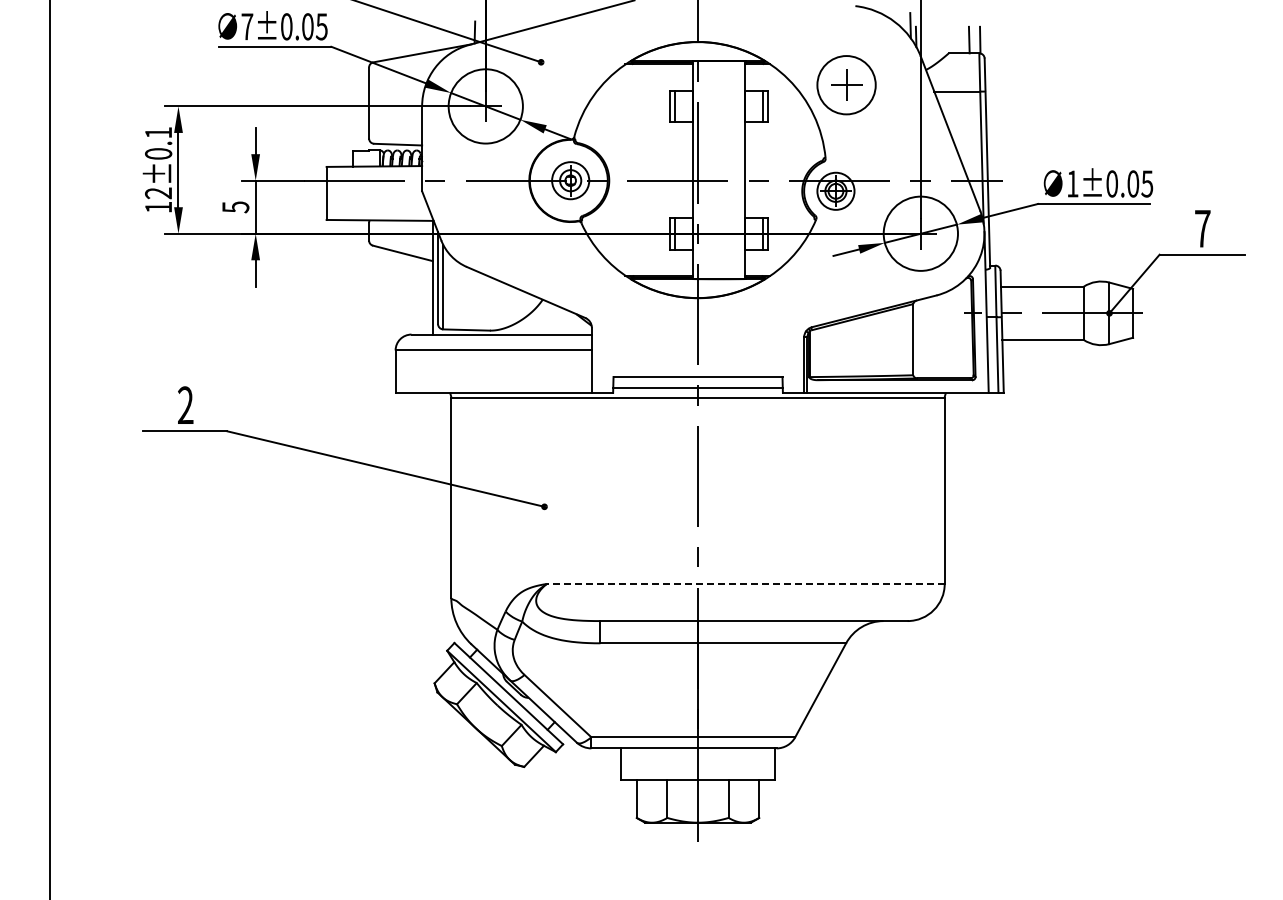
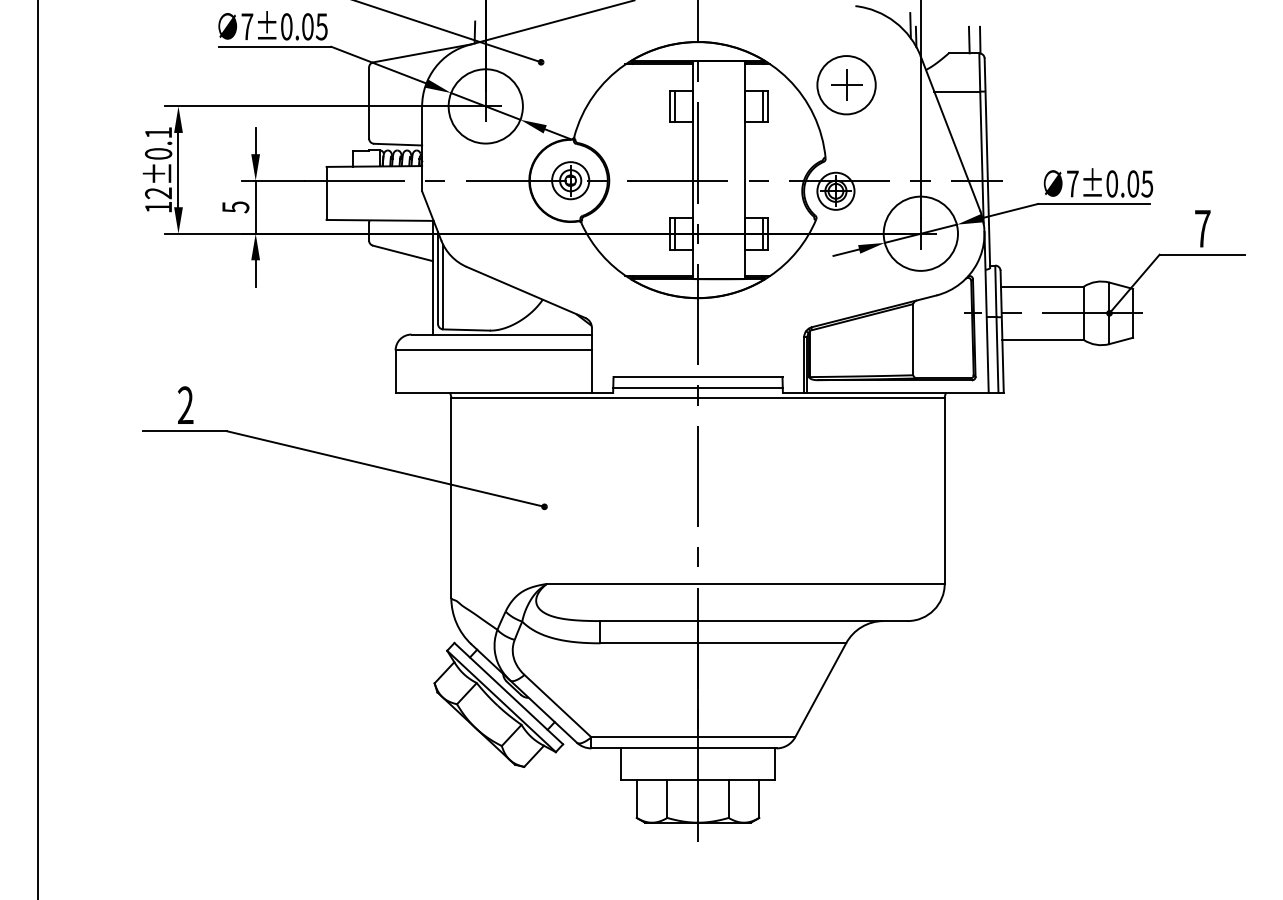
text: 1±0.05 -> 7±0.05 (1072, 183)
line position: (50, 449) -> (38, 449) (38, 449)
line: dashed -> solid (745, 583)
